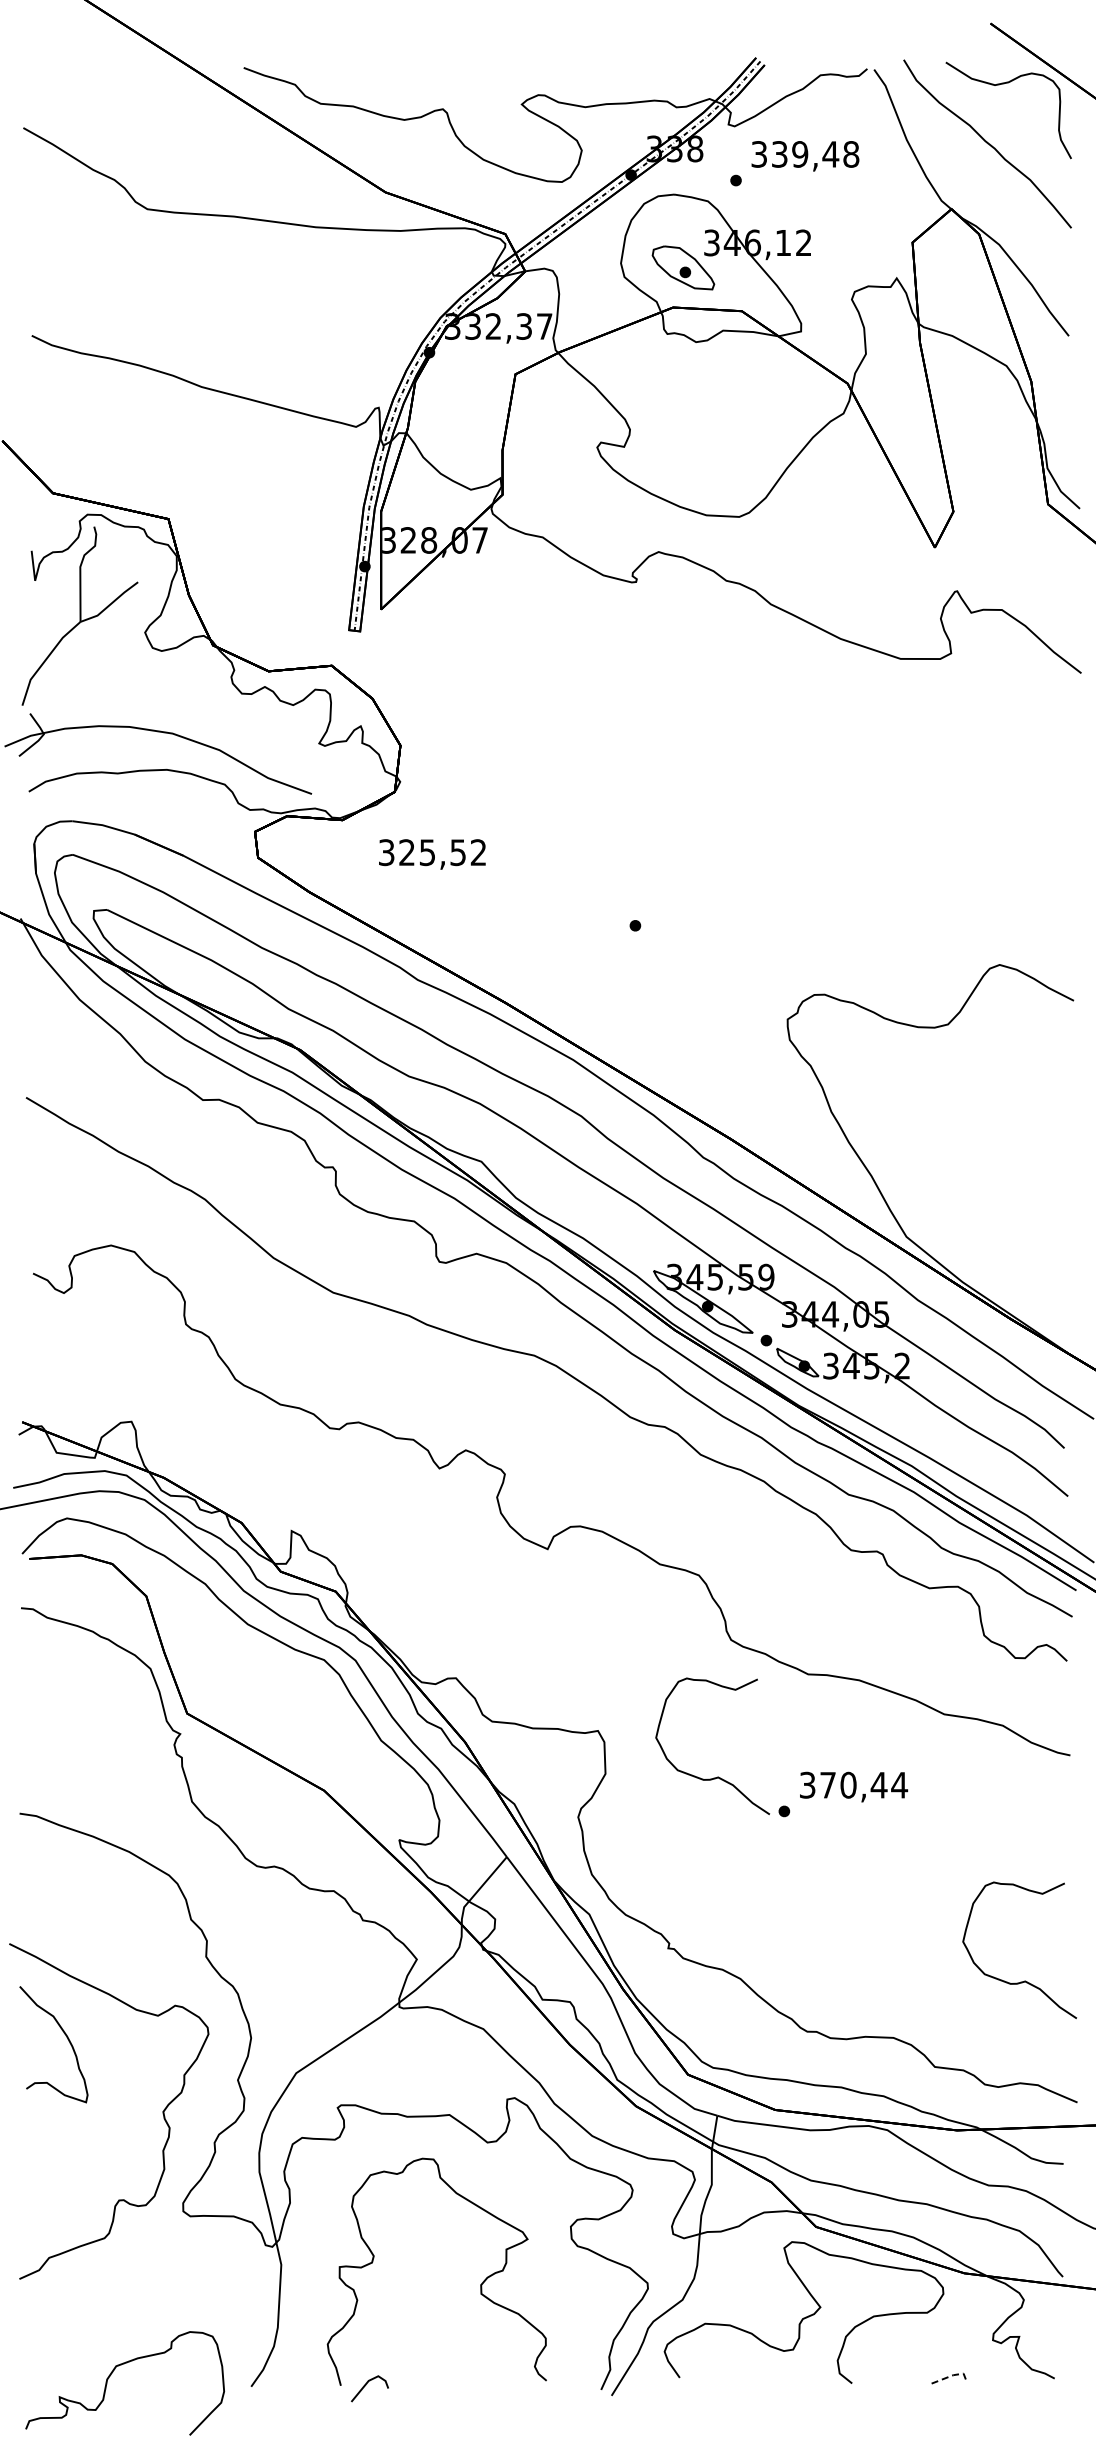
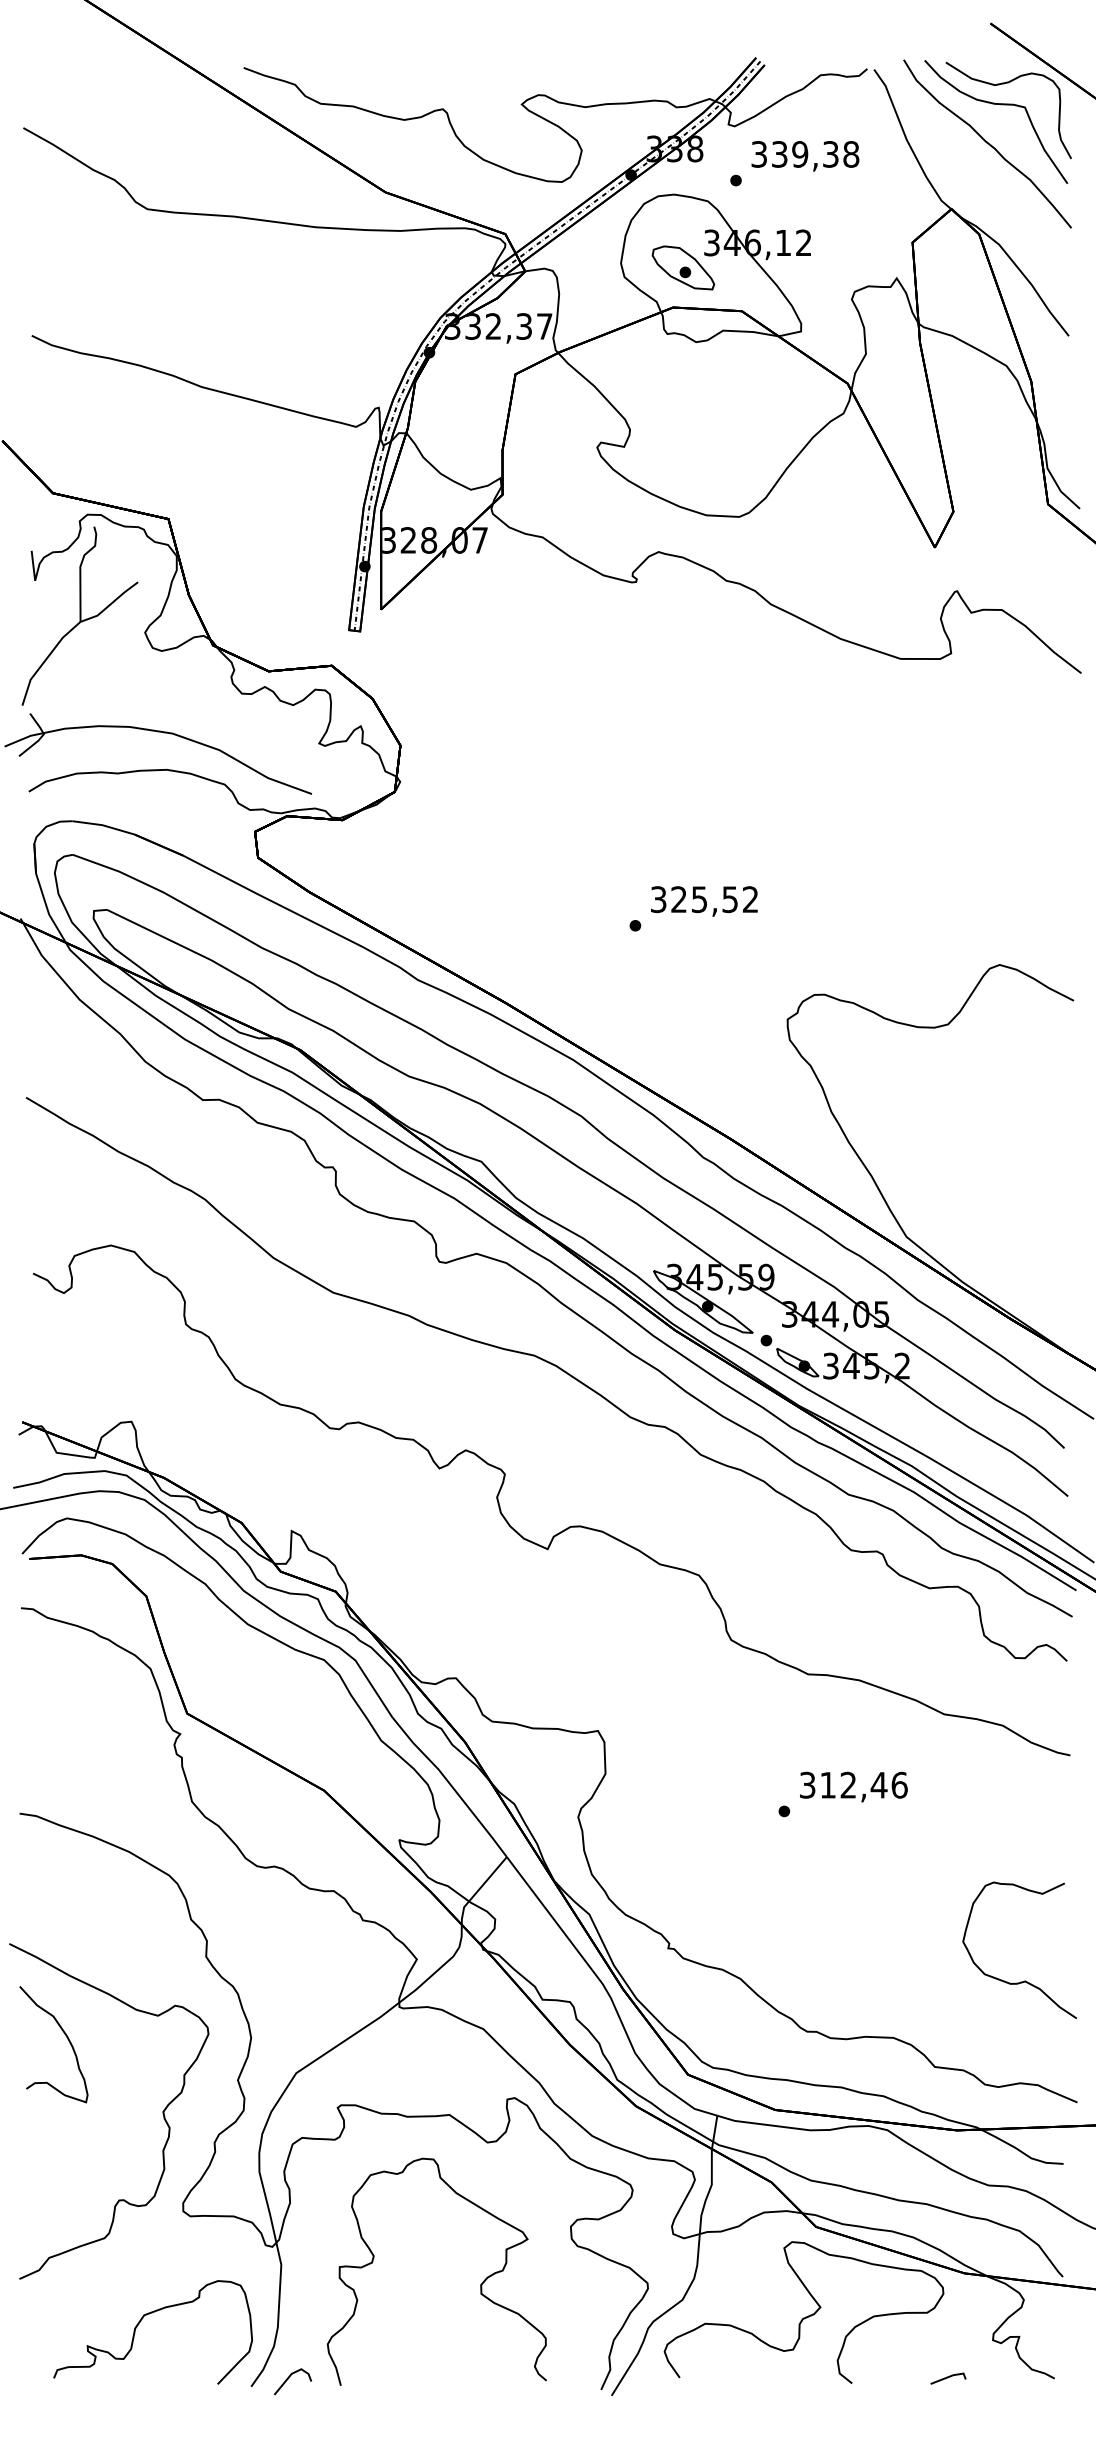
curve: none -> present (1001, 105)
text: 339,48 -> 339,38 (830, 154)
text position: (432, 854) -> (704, 901) (704, 901)
curve: present -> none (717, 1776)
text: 370,44 -> 312,46 (864, 1784)
curve position: (111, 2375) -> (139, 2324) (139, 2324)
line: dashed -> solid (950, 2376)
line position: (366, 2385) -> (289, 2378) (289, 2378)
